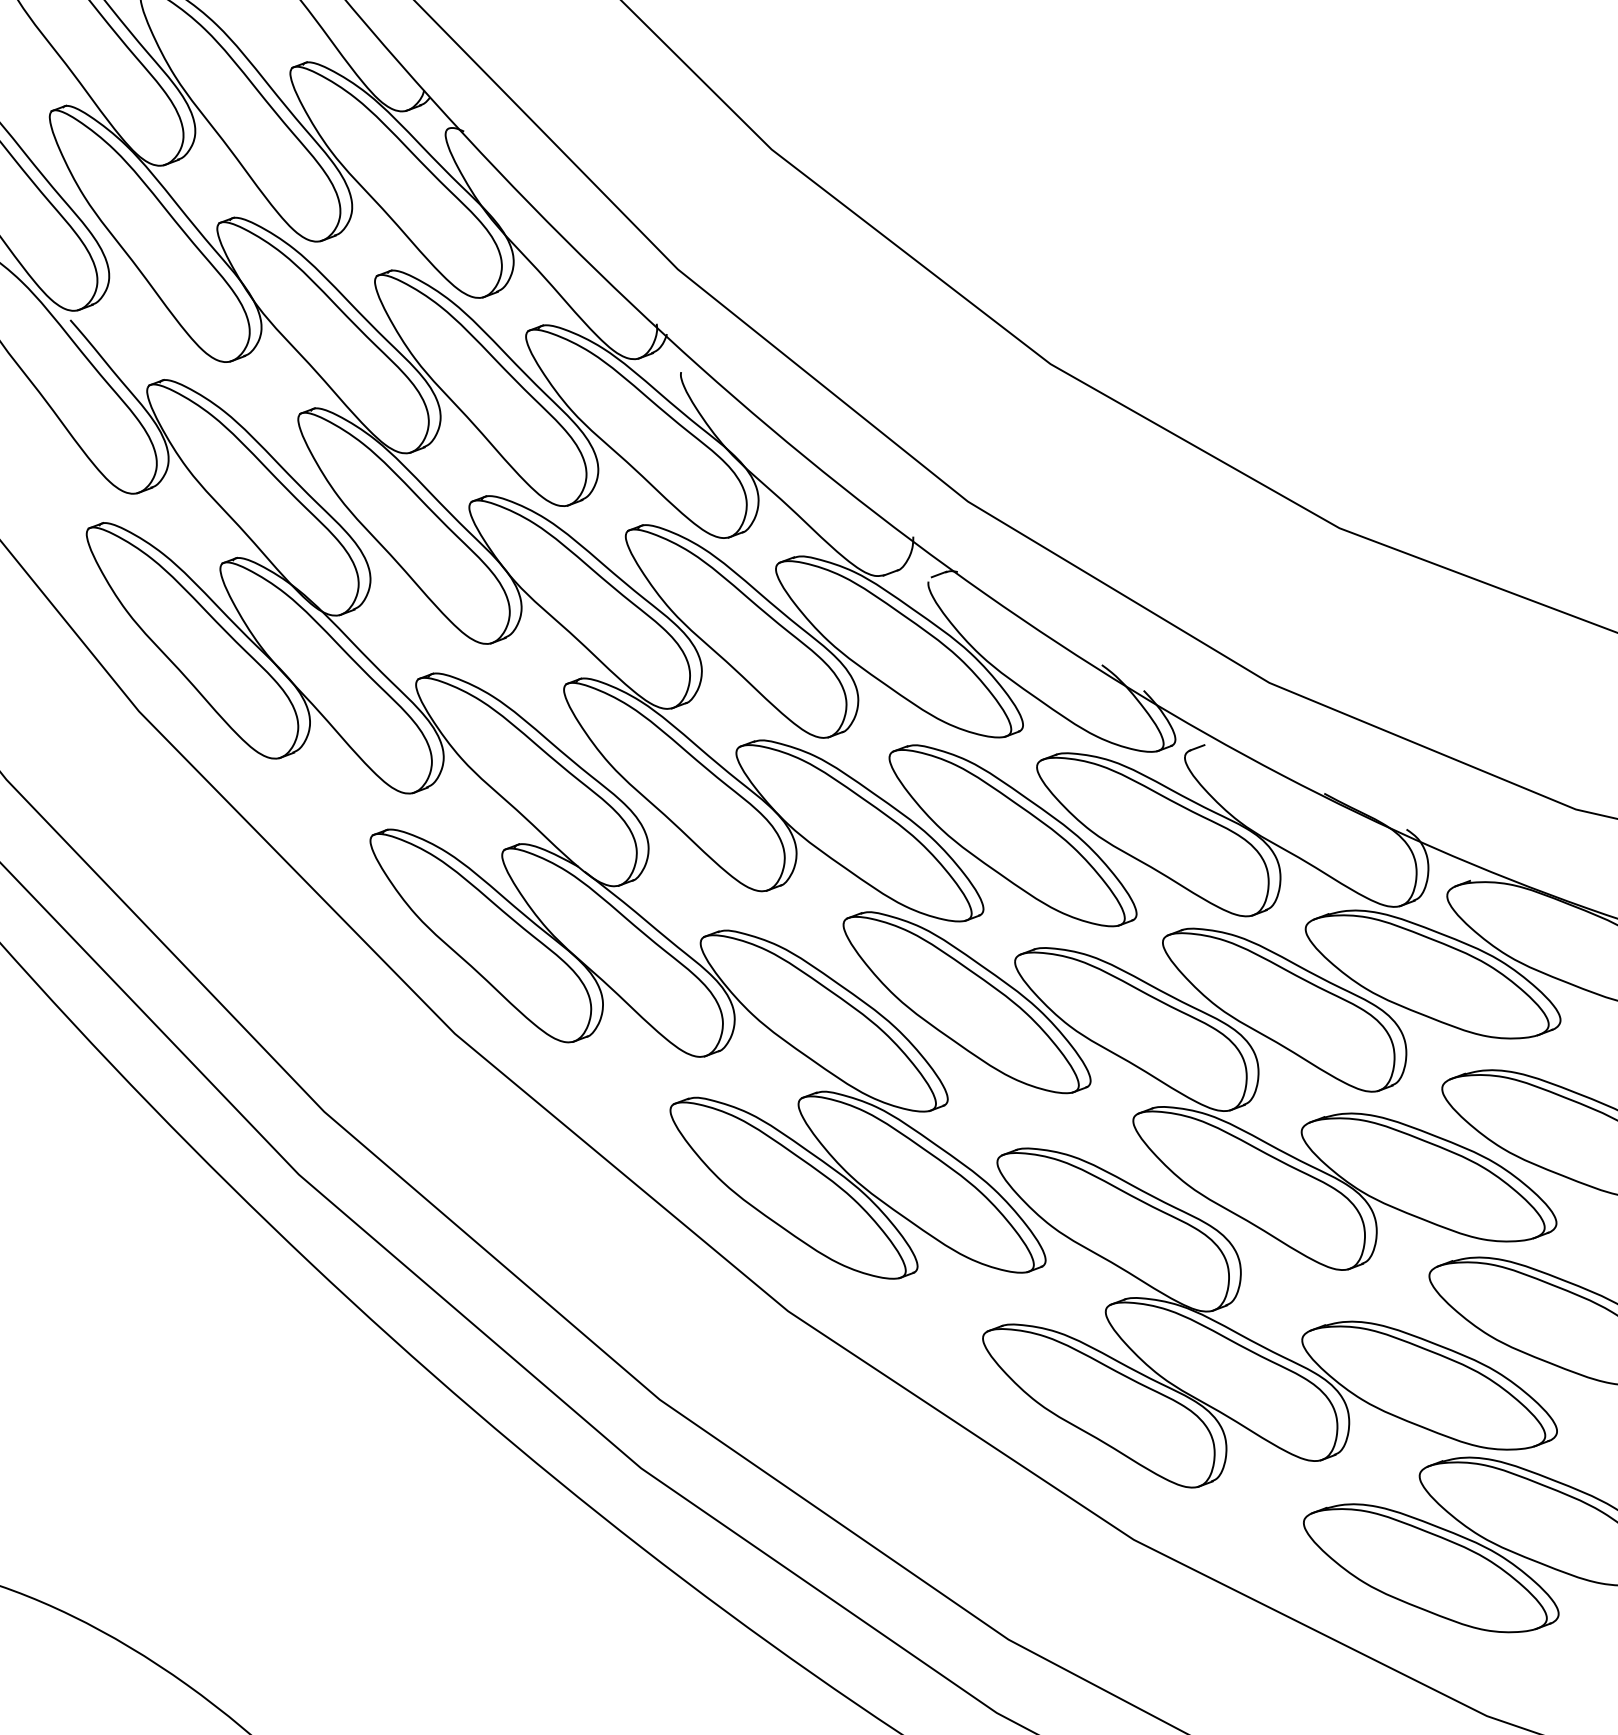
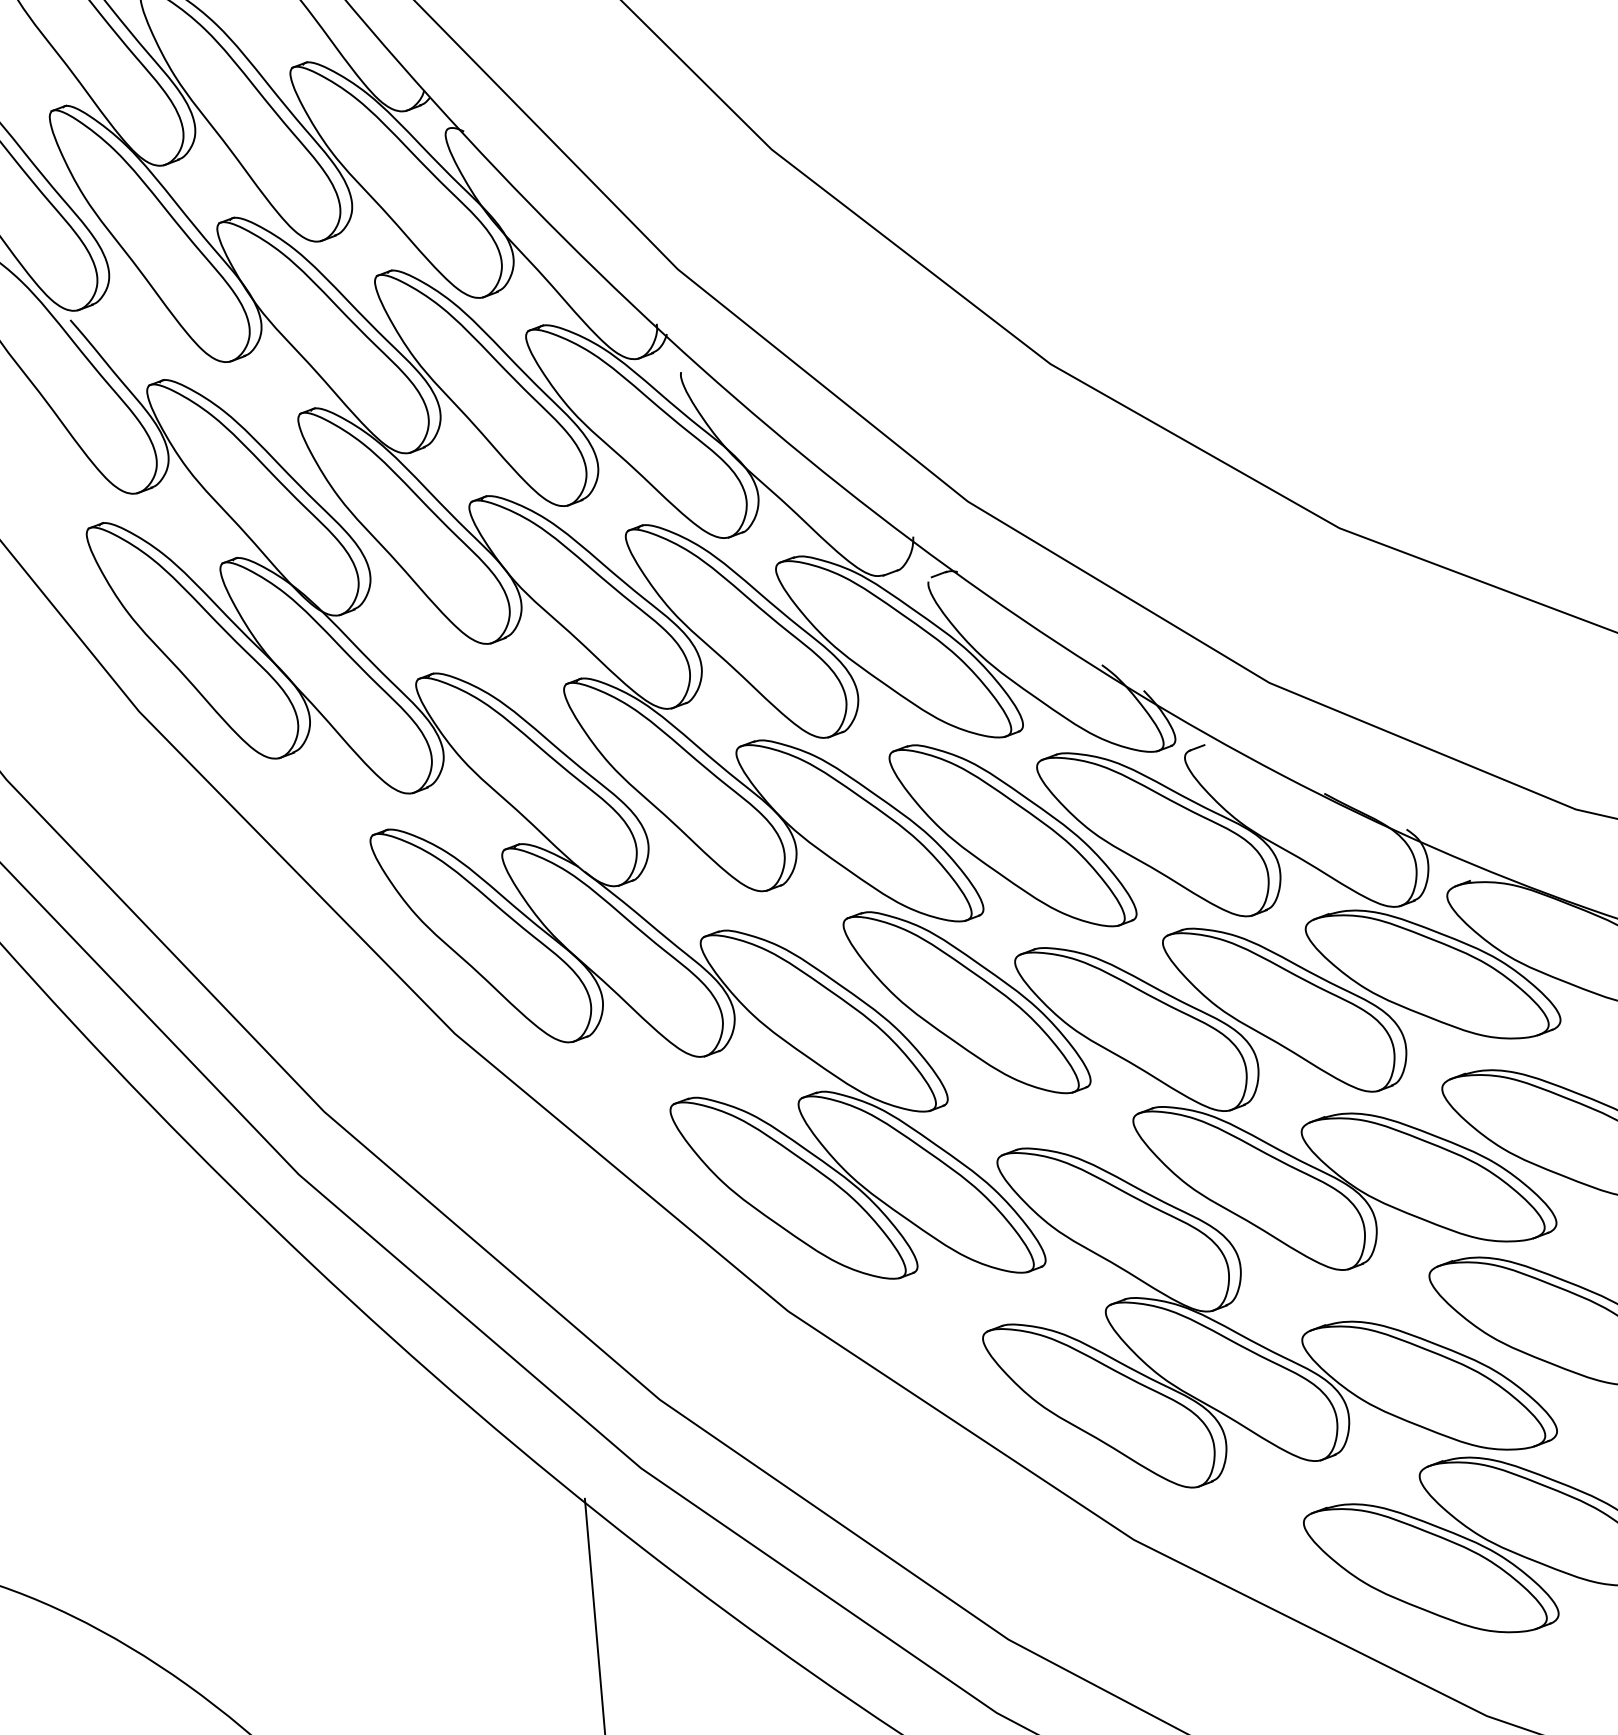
line: none -> present (594, 1614)
